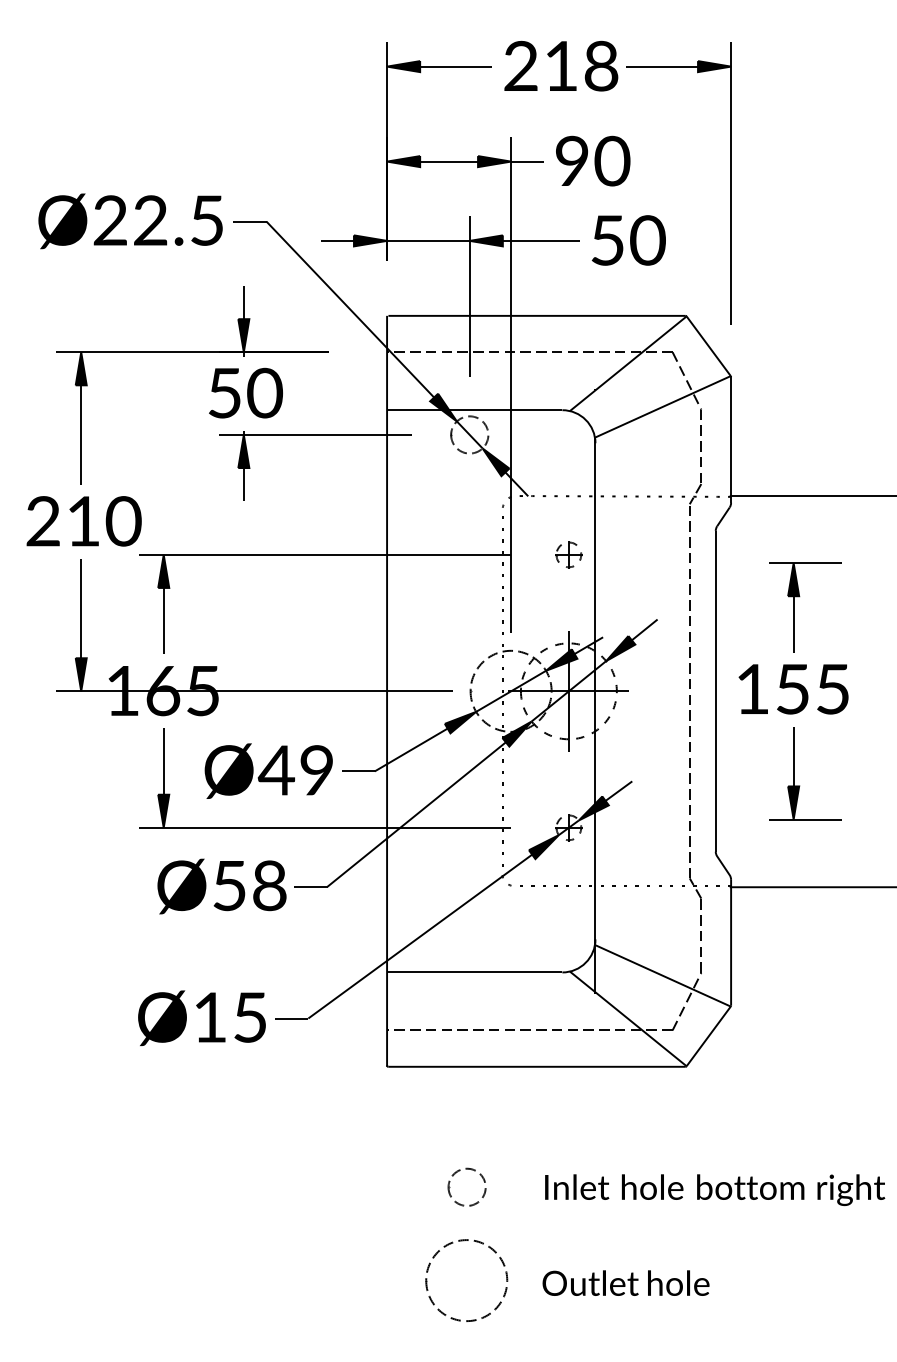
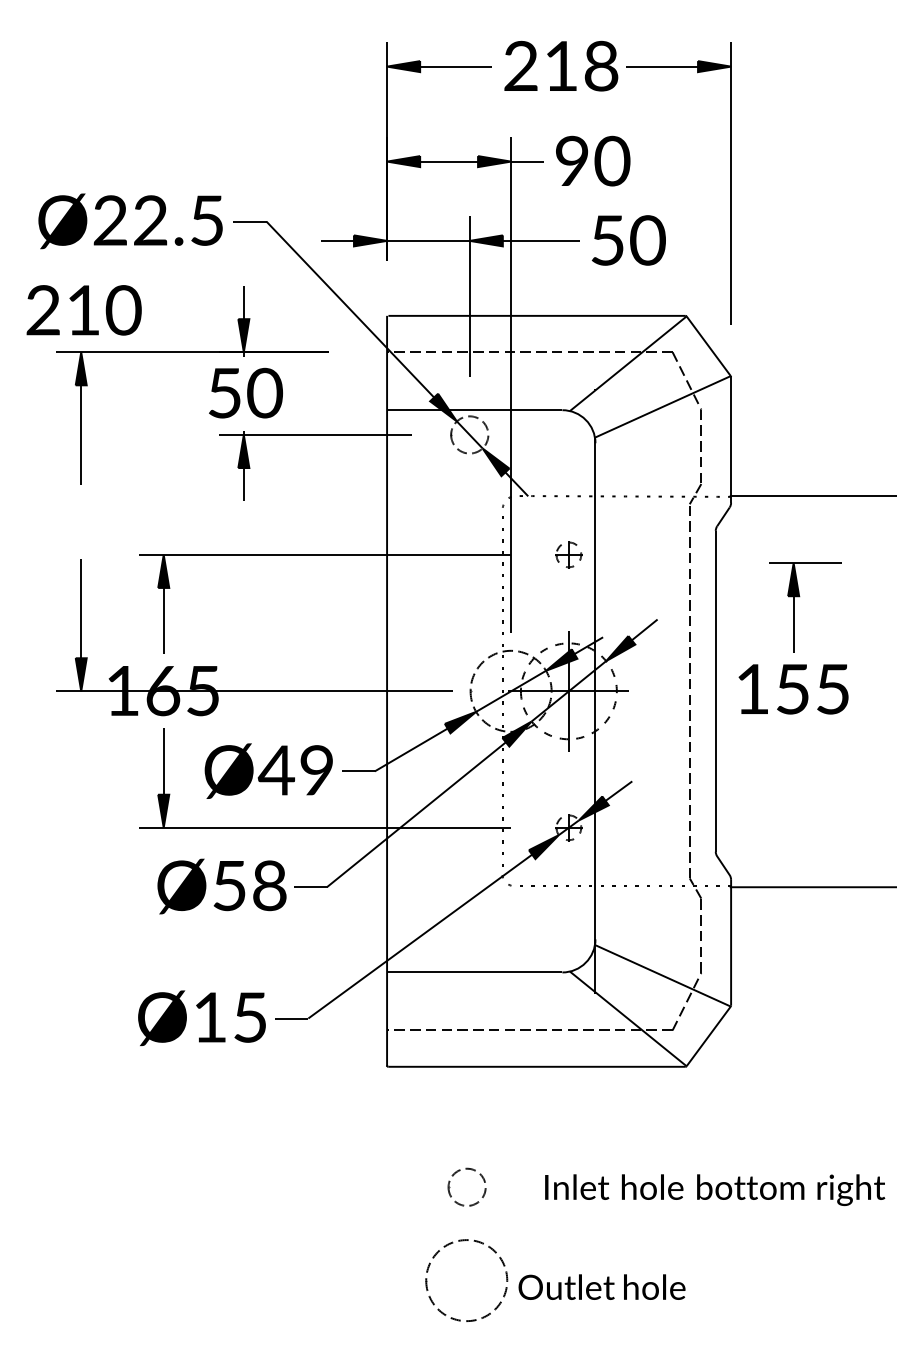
text position: (83, 521) -> (83, 310) (83, 310)
part: present -> none (794, 773)
text position: (625, 1282) -> (601, 1286) (601, 1286)
